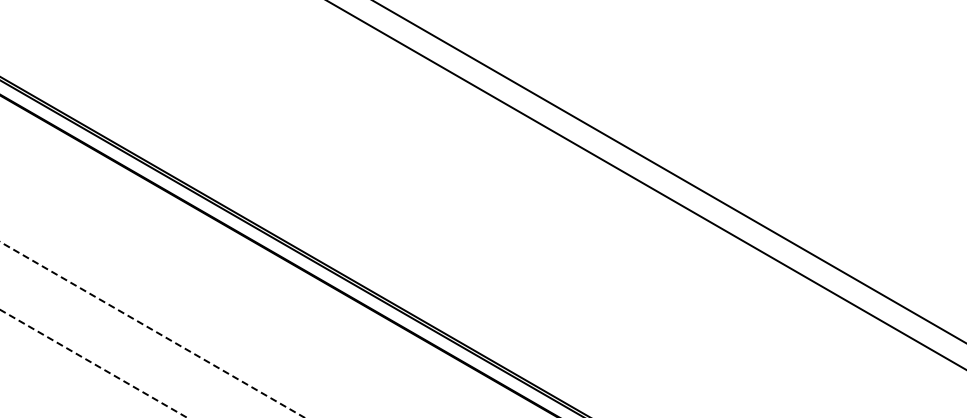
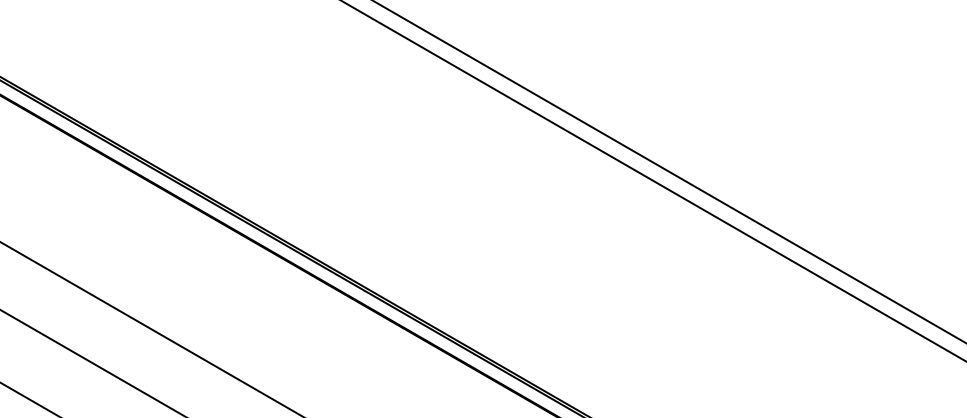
line position: (646, 185) -> (653, 180) (653, 180)
line: dashed -> solid (152, 329)
line: dashed -> solid (93, 363)
line: none -> present (28, 399)
